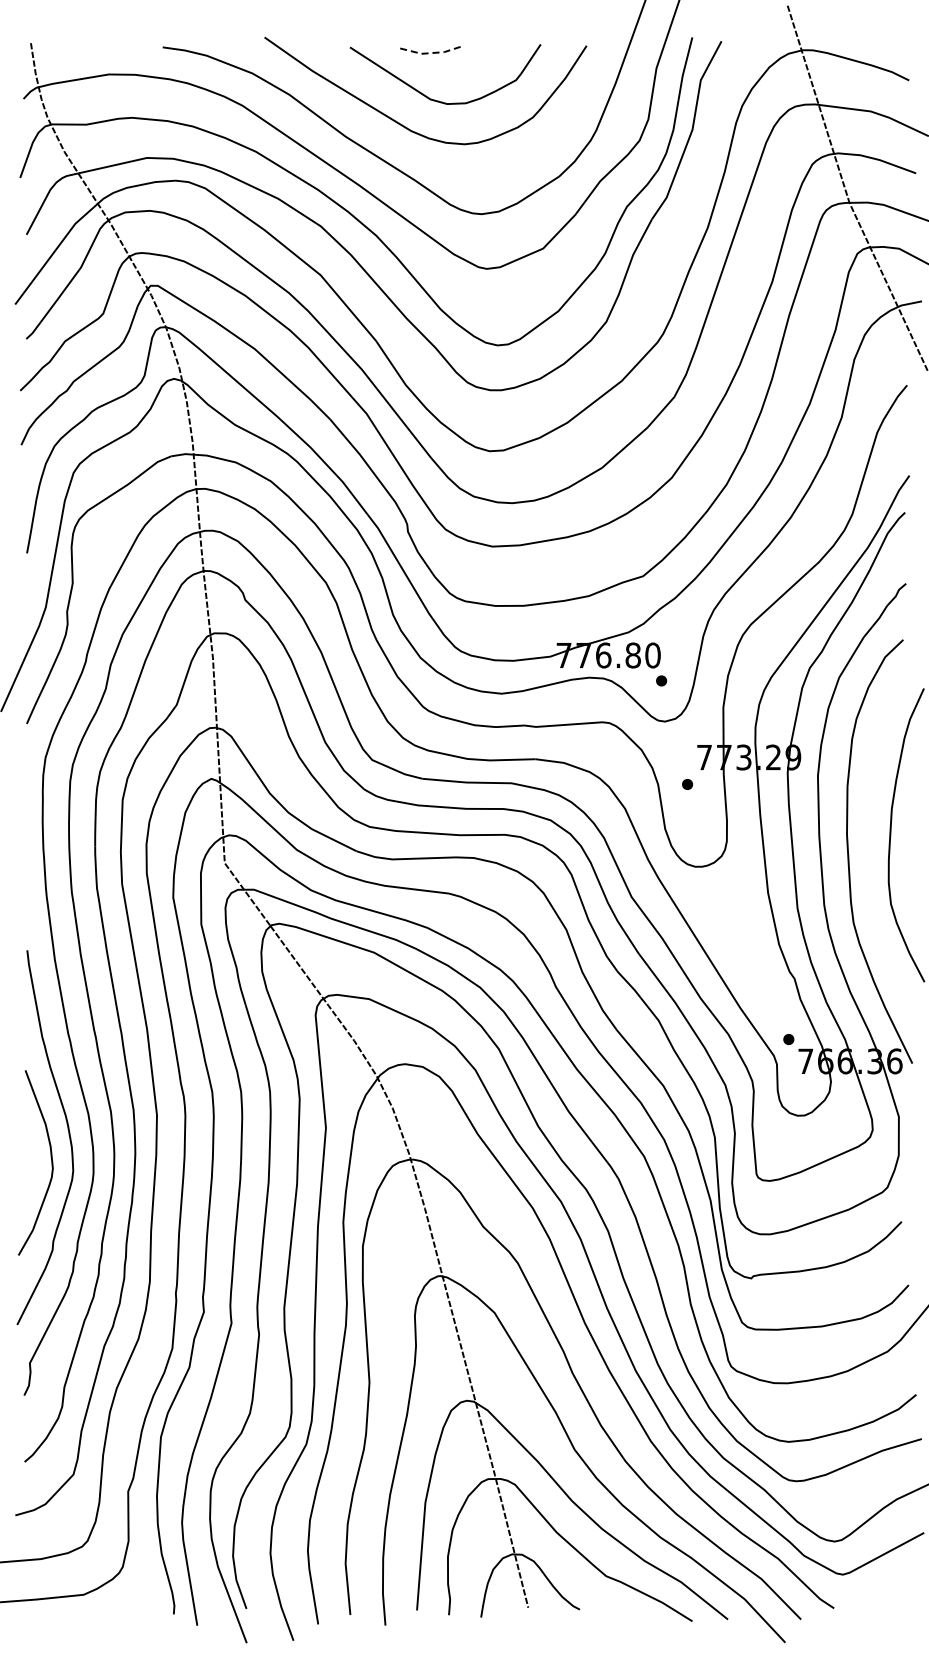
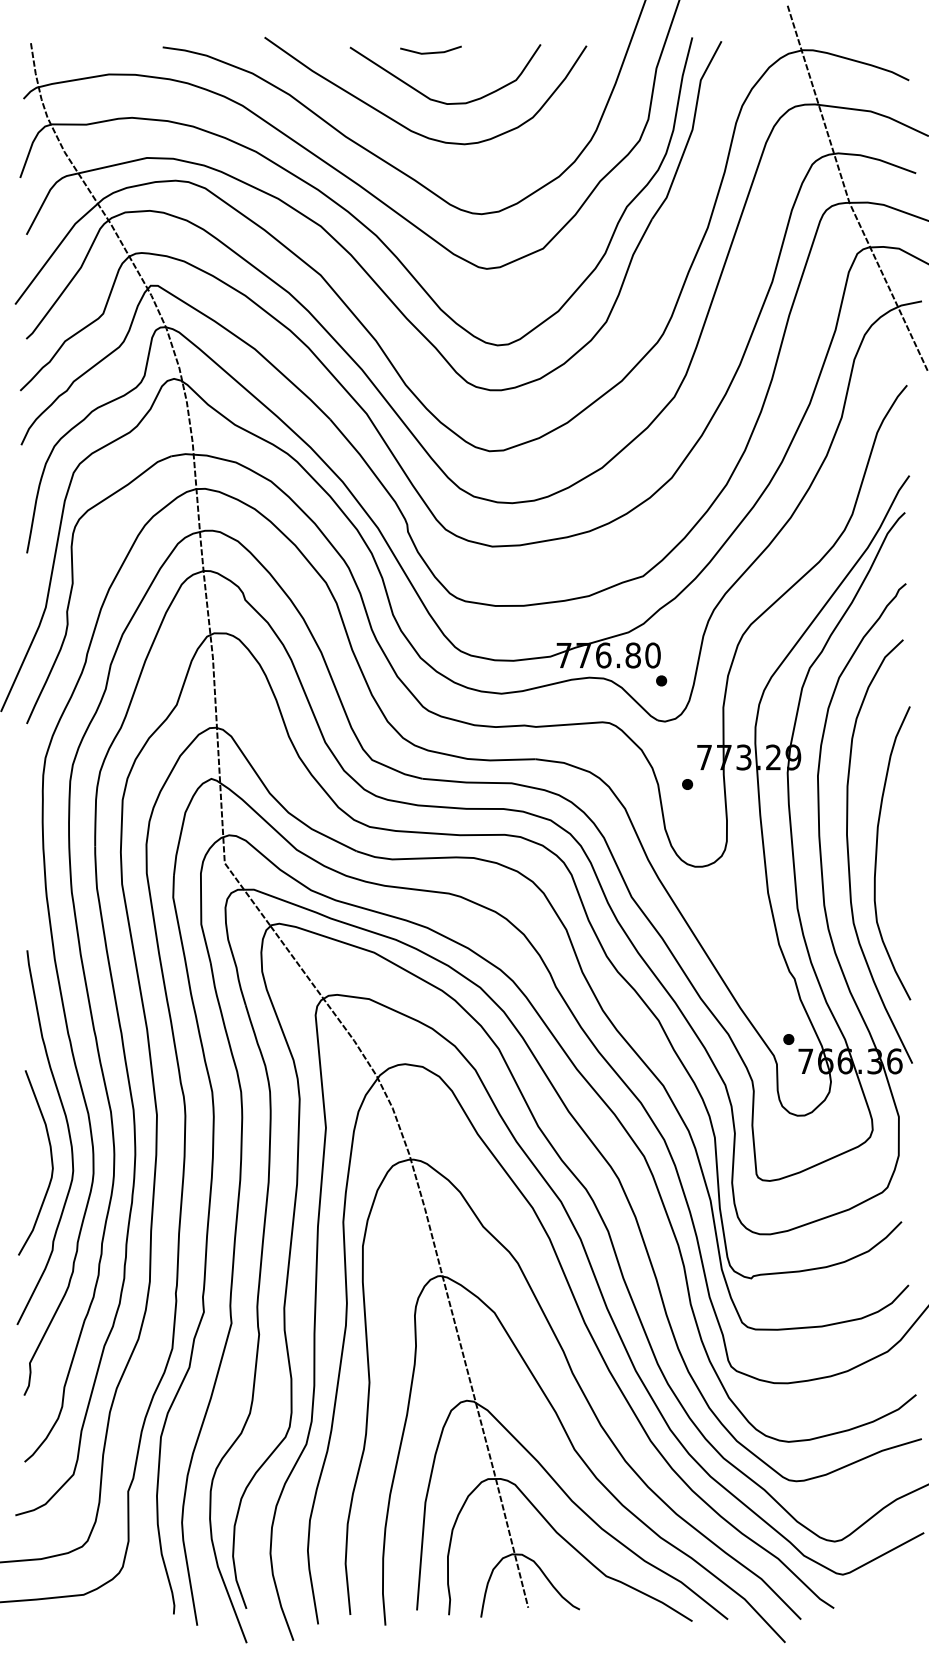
line: dashed -> solid (431, 53)
curve position: (891, 835) -> (877, 853) (877, 853)
